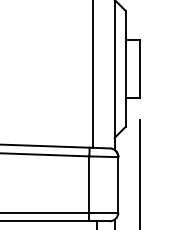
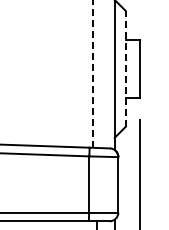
line: solid -> dashed (125, 68)
line: solid -> dashed (93, 74)
